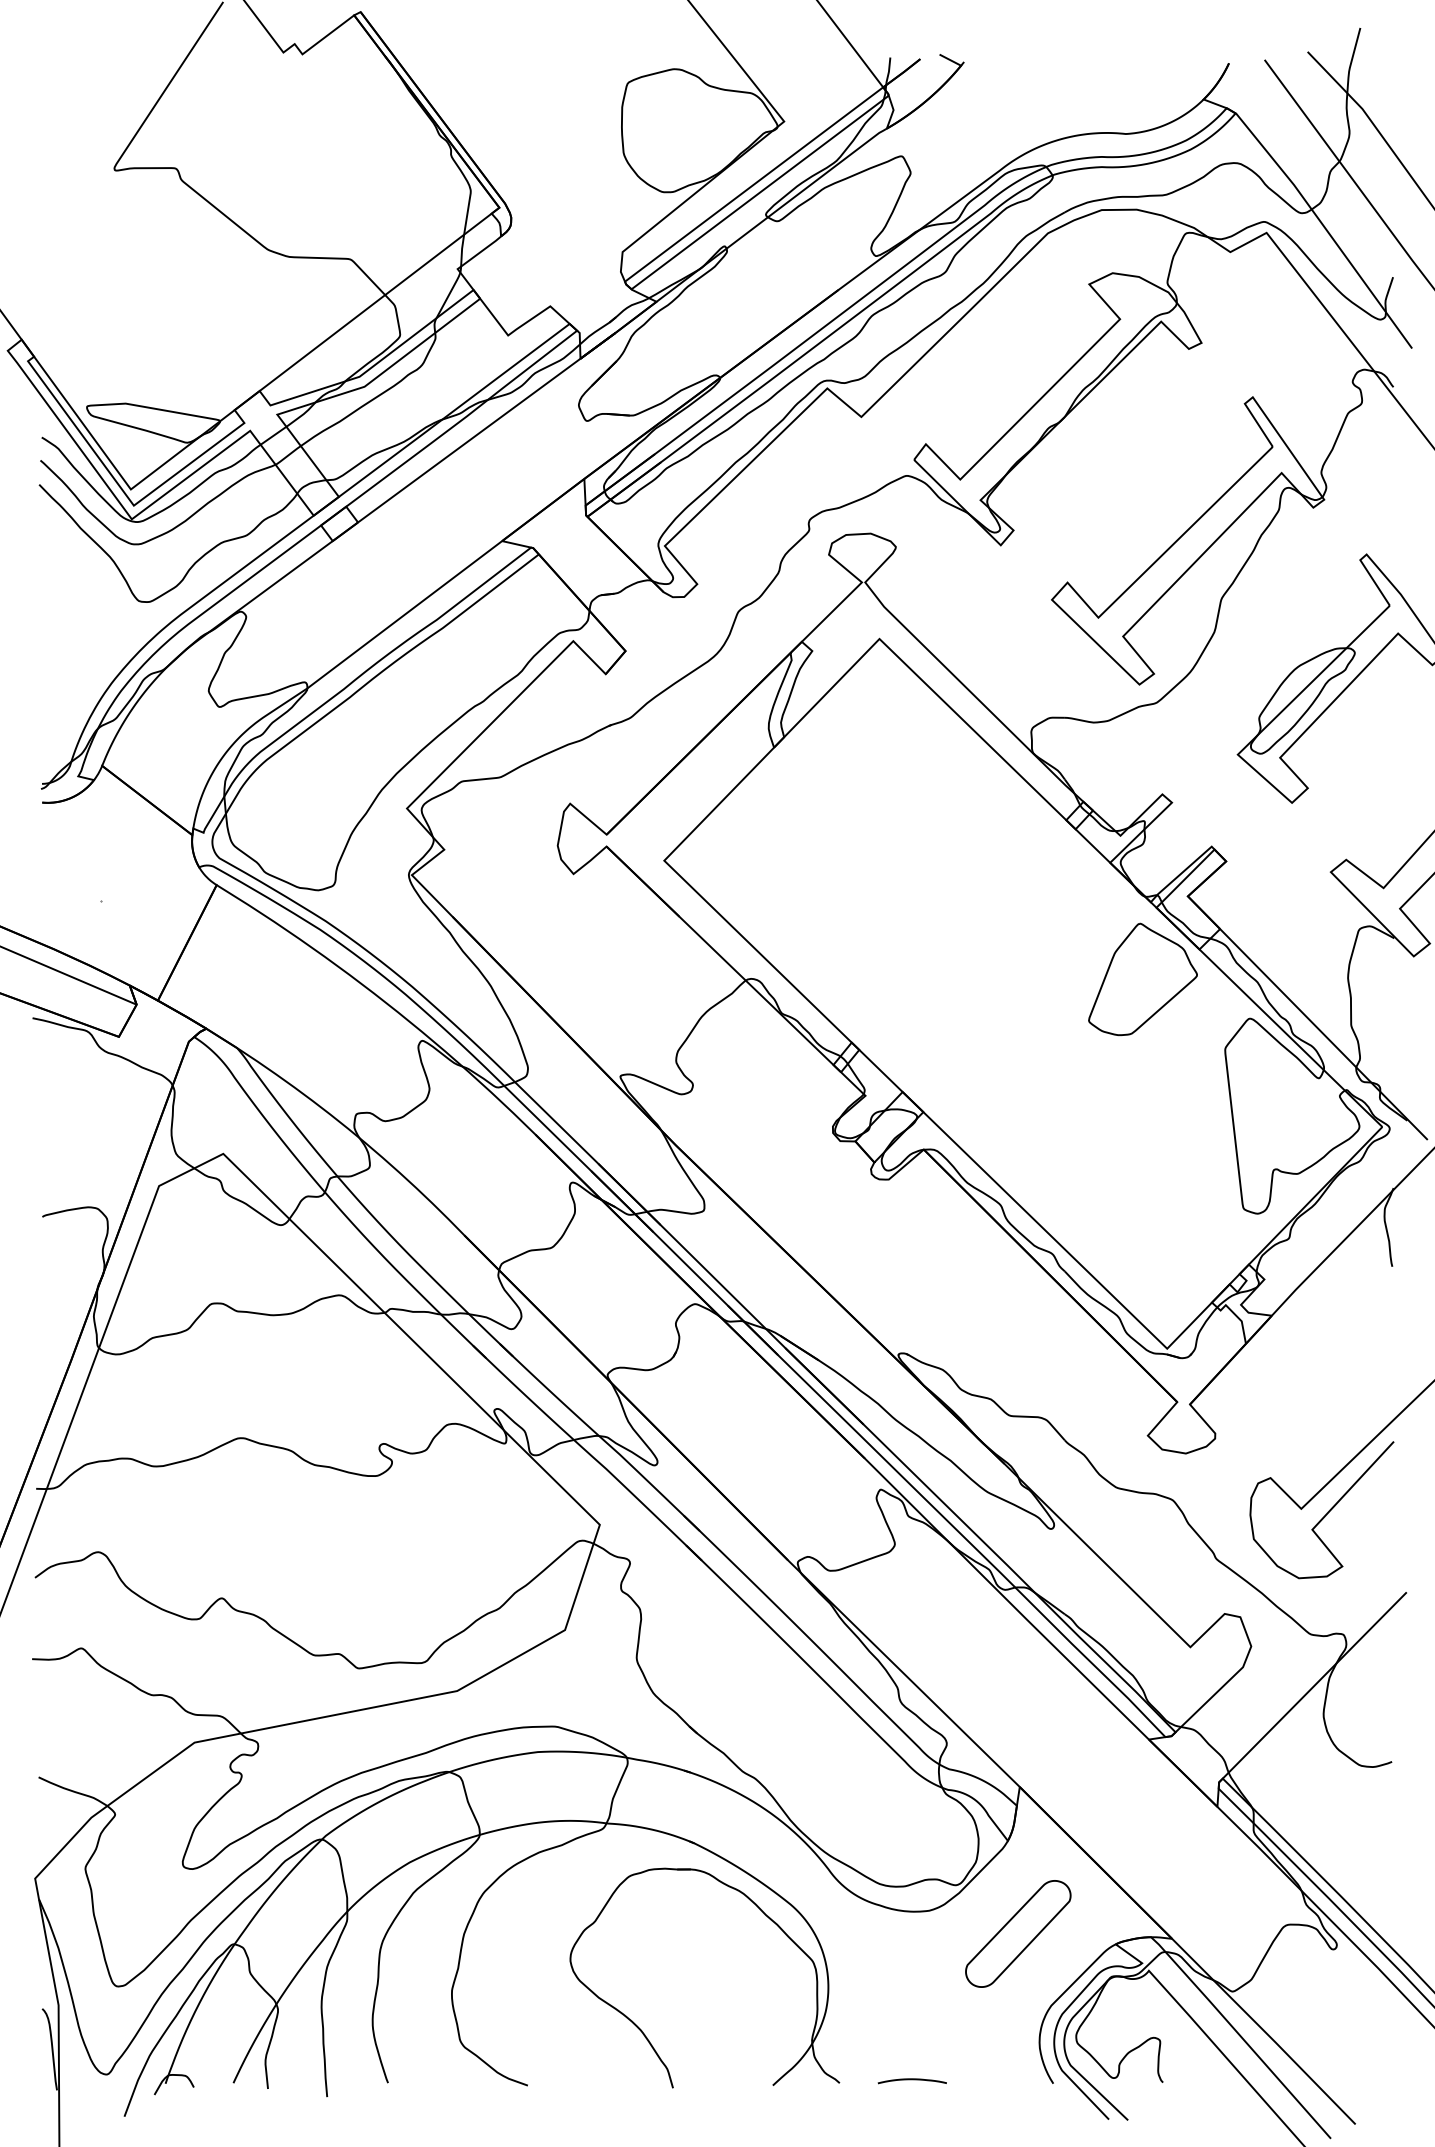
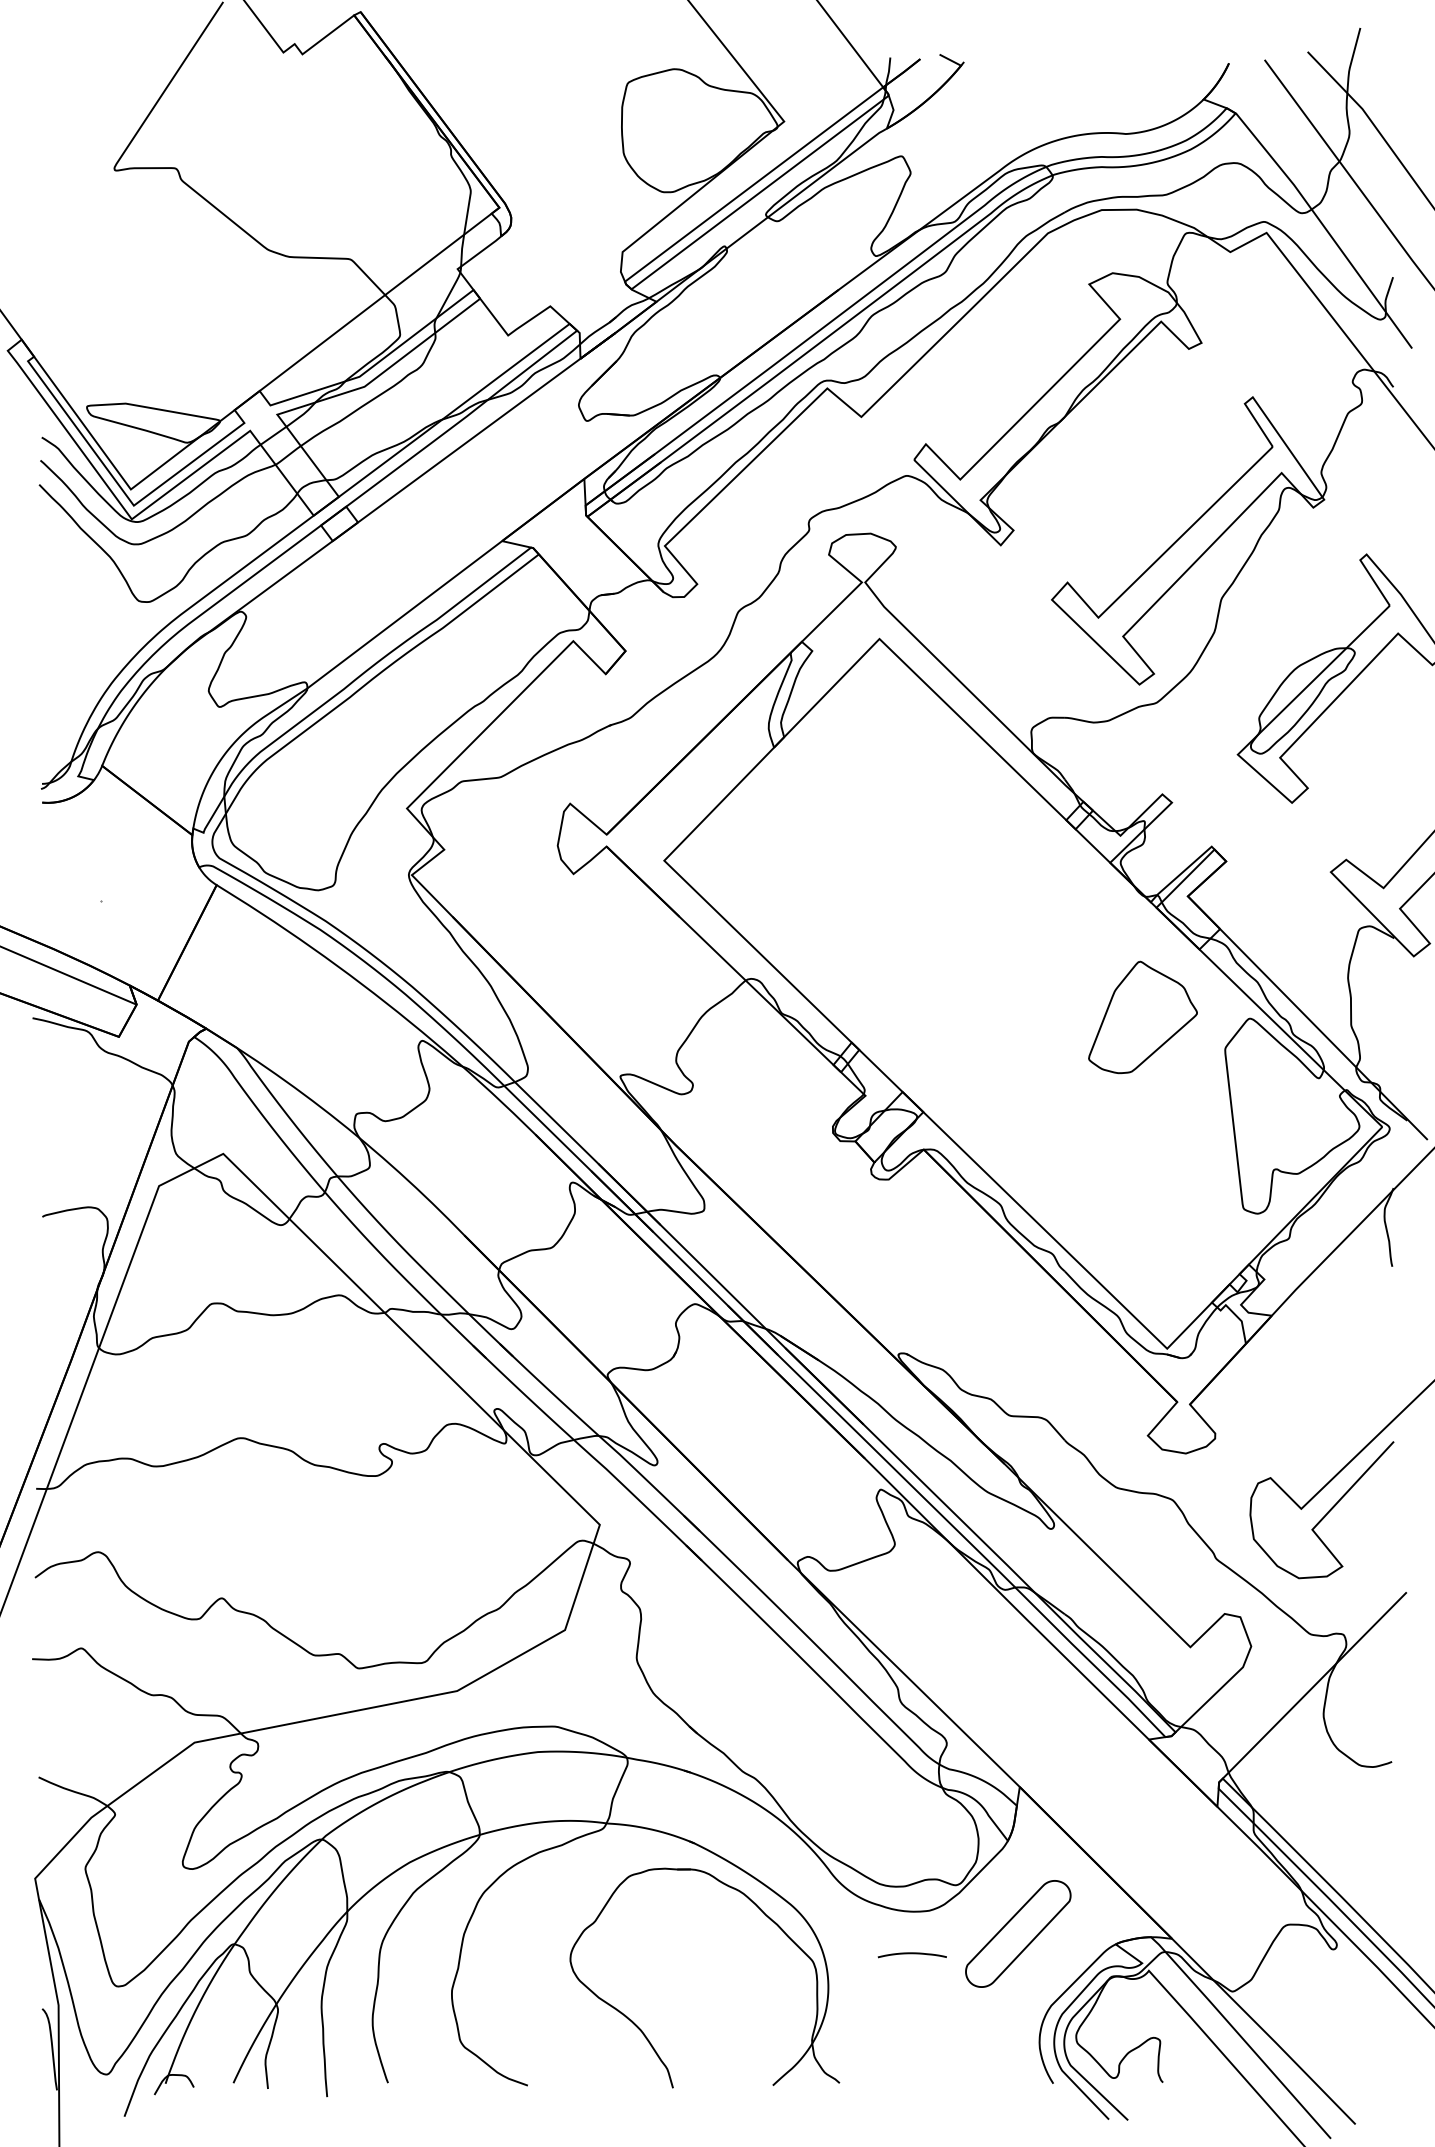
part position: (1142, 979) -> (1142, 1017) (1142, 1017)
curve position: (911, 2080) -> (911, 1954) (911, 1954)
